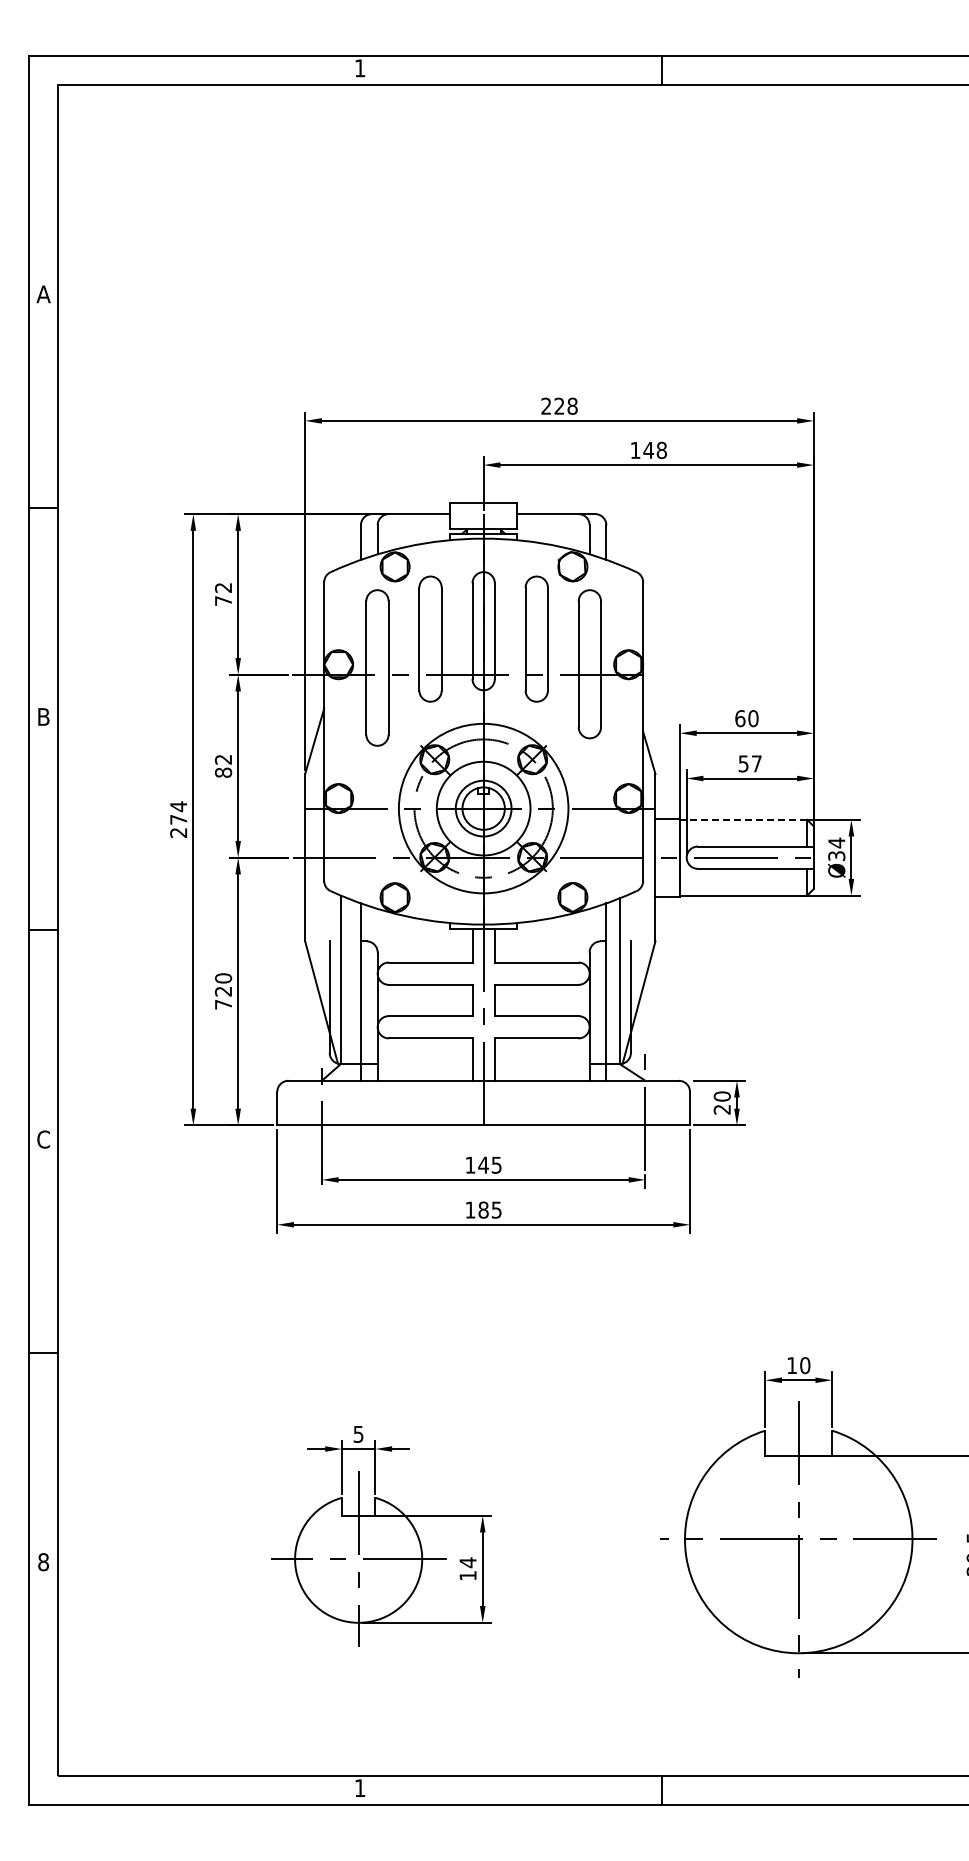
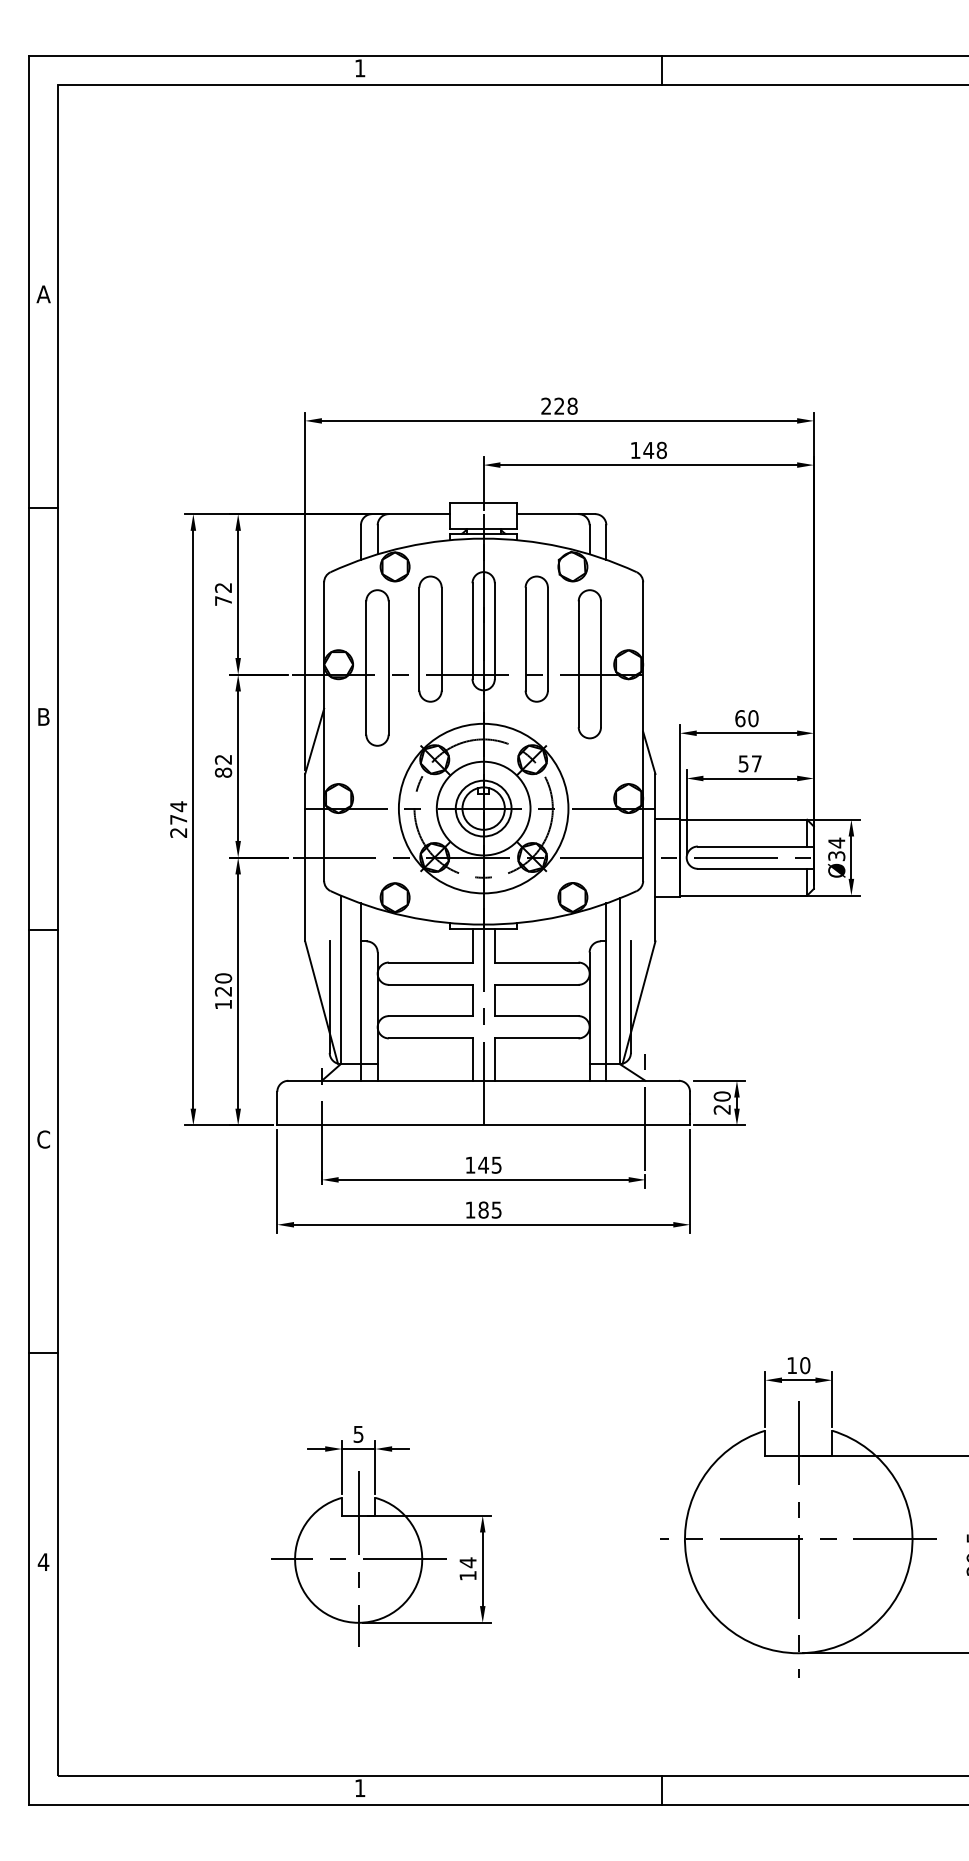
line: dashed -> solid (743, 819)
text: 720 -> 120 (223, 1004)
text: 8 -> 4 (43, 1562)
